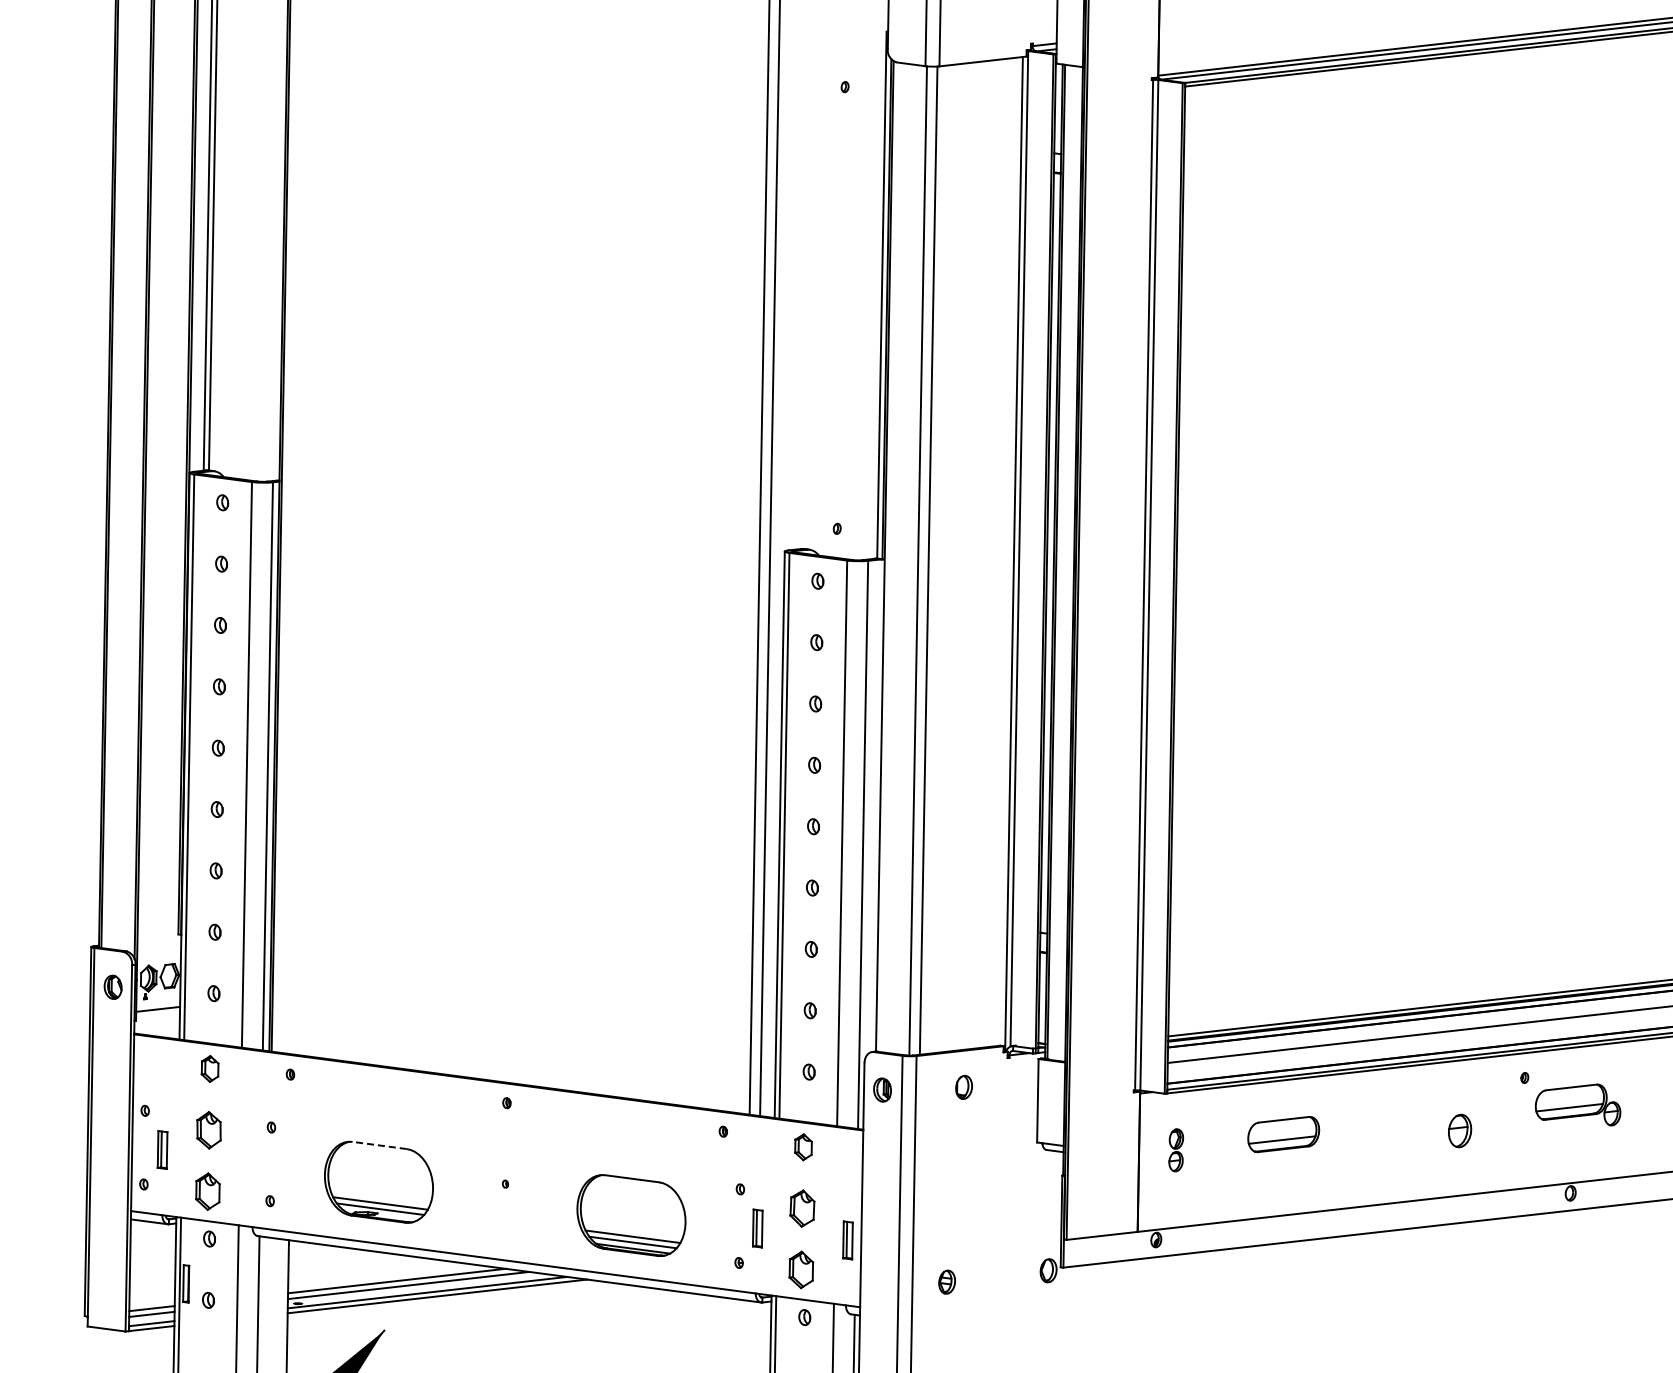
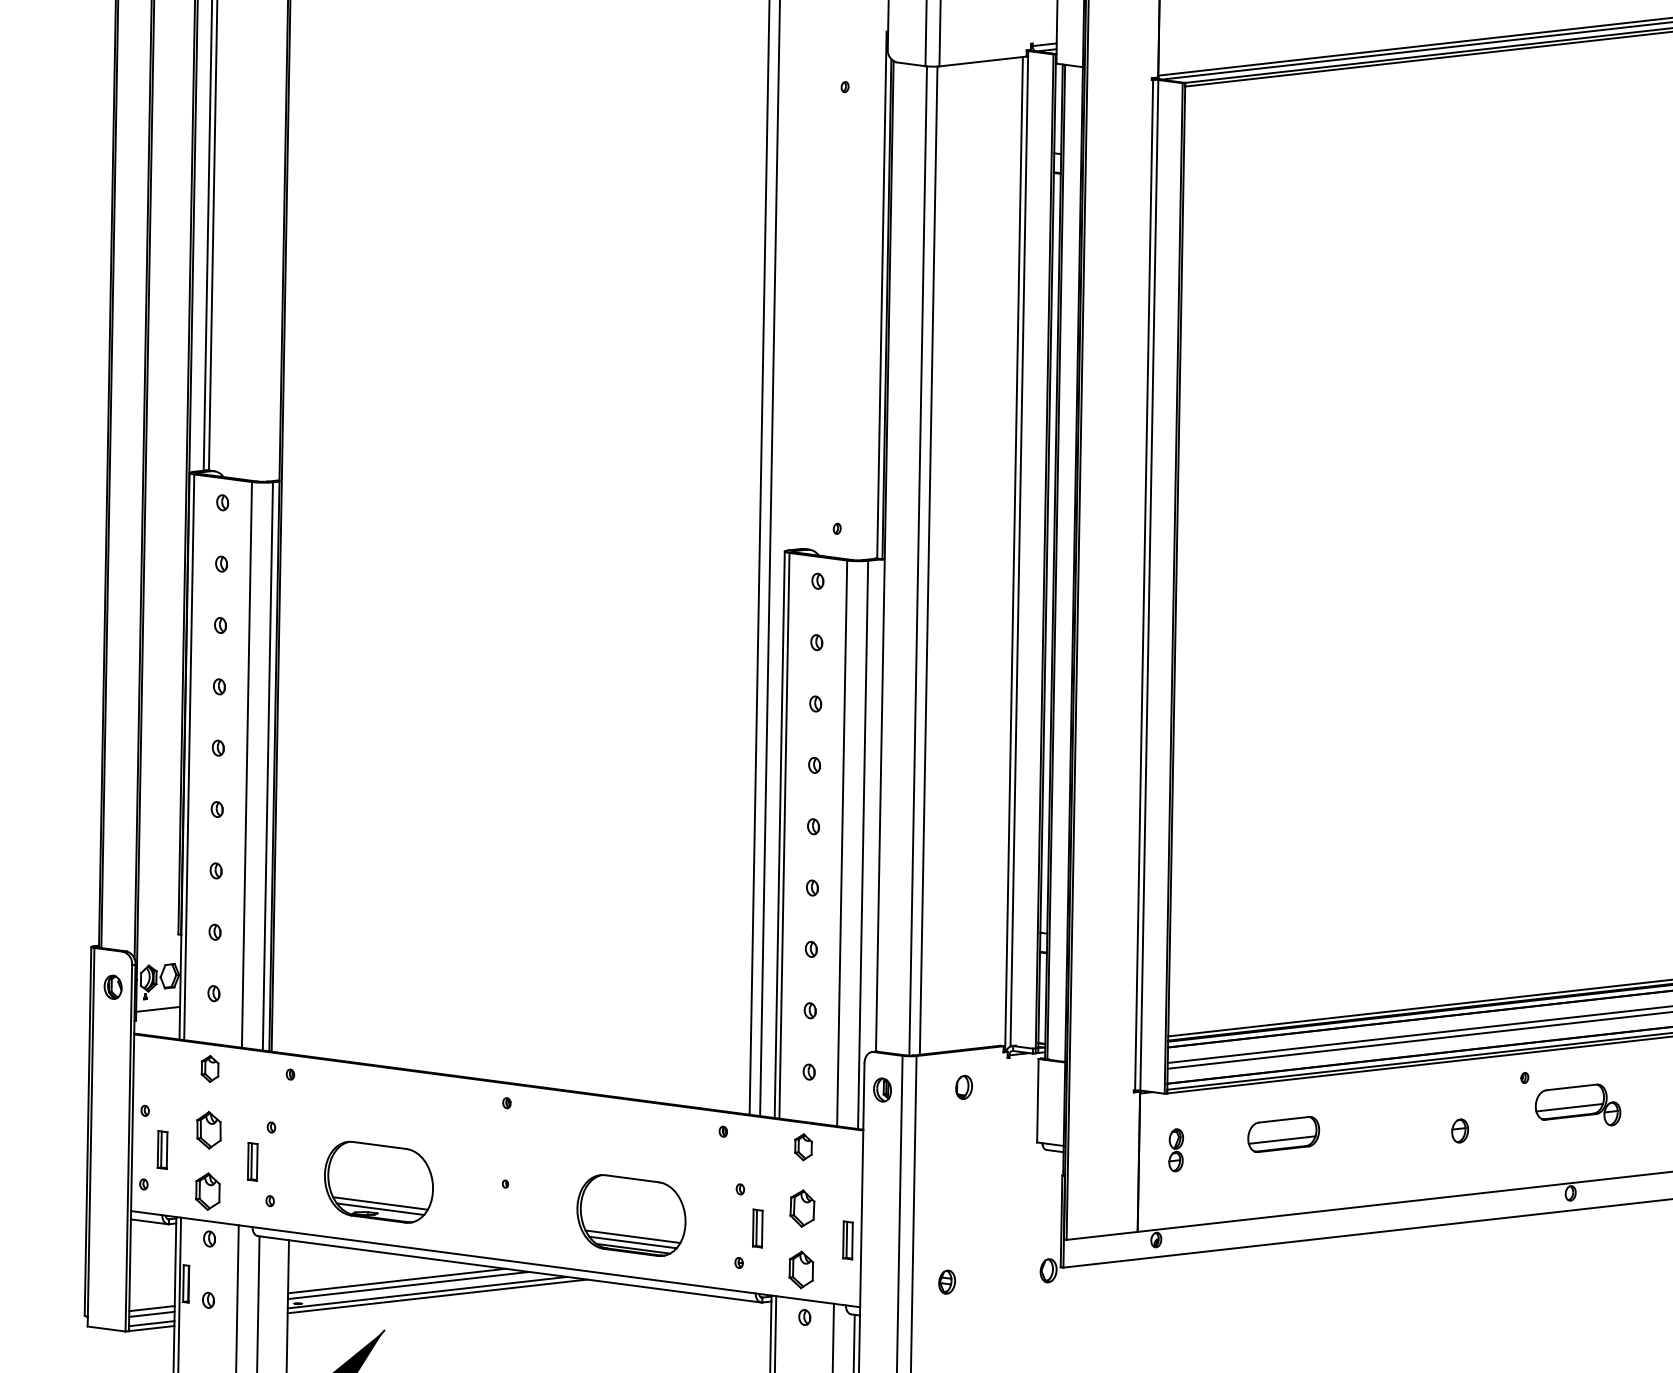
line: none -> present (1418, 1040)
part size: 25x36 px -> 19x26 px (1460, 1130)
line: dashed -> solid (379, 1145)
part: none -> present (252, 1161)
